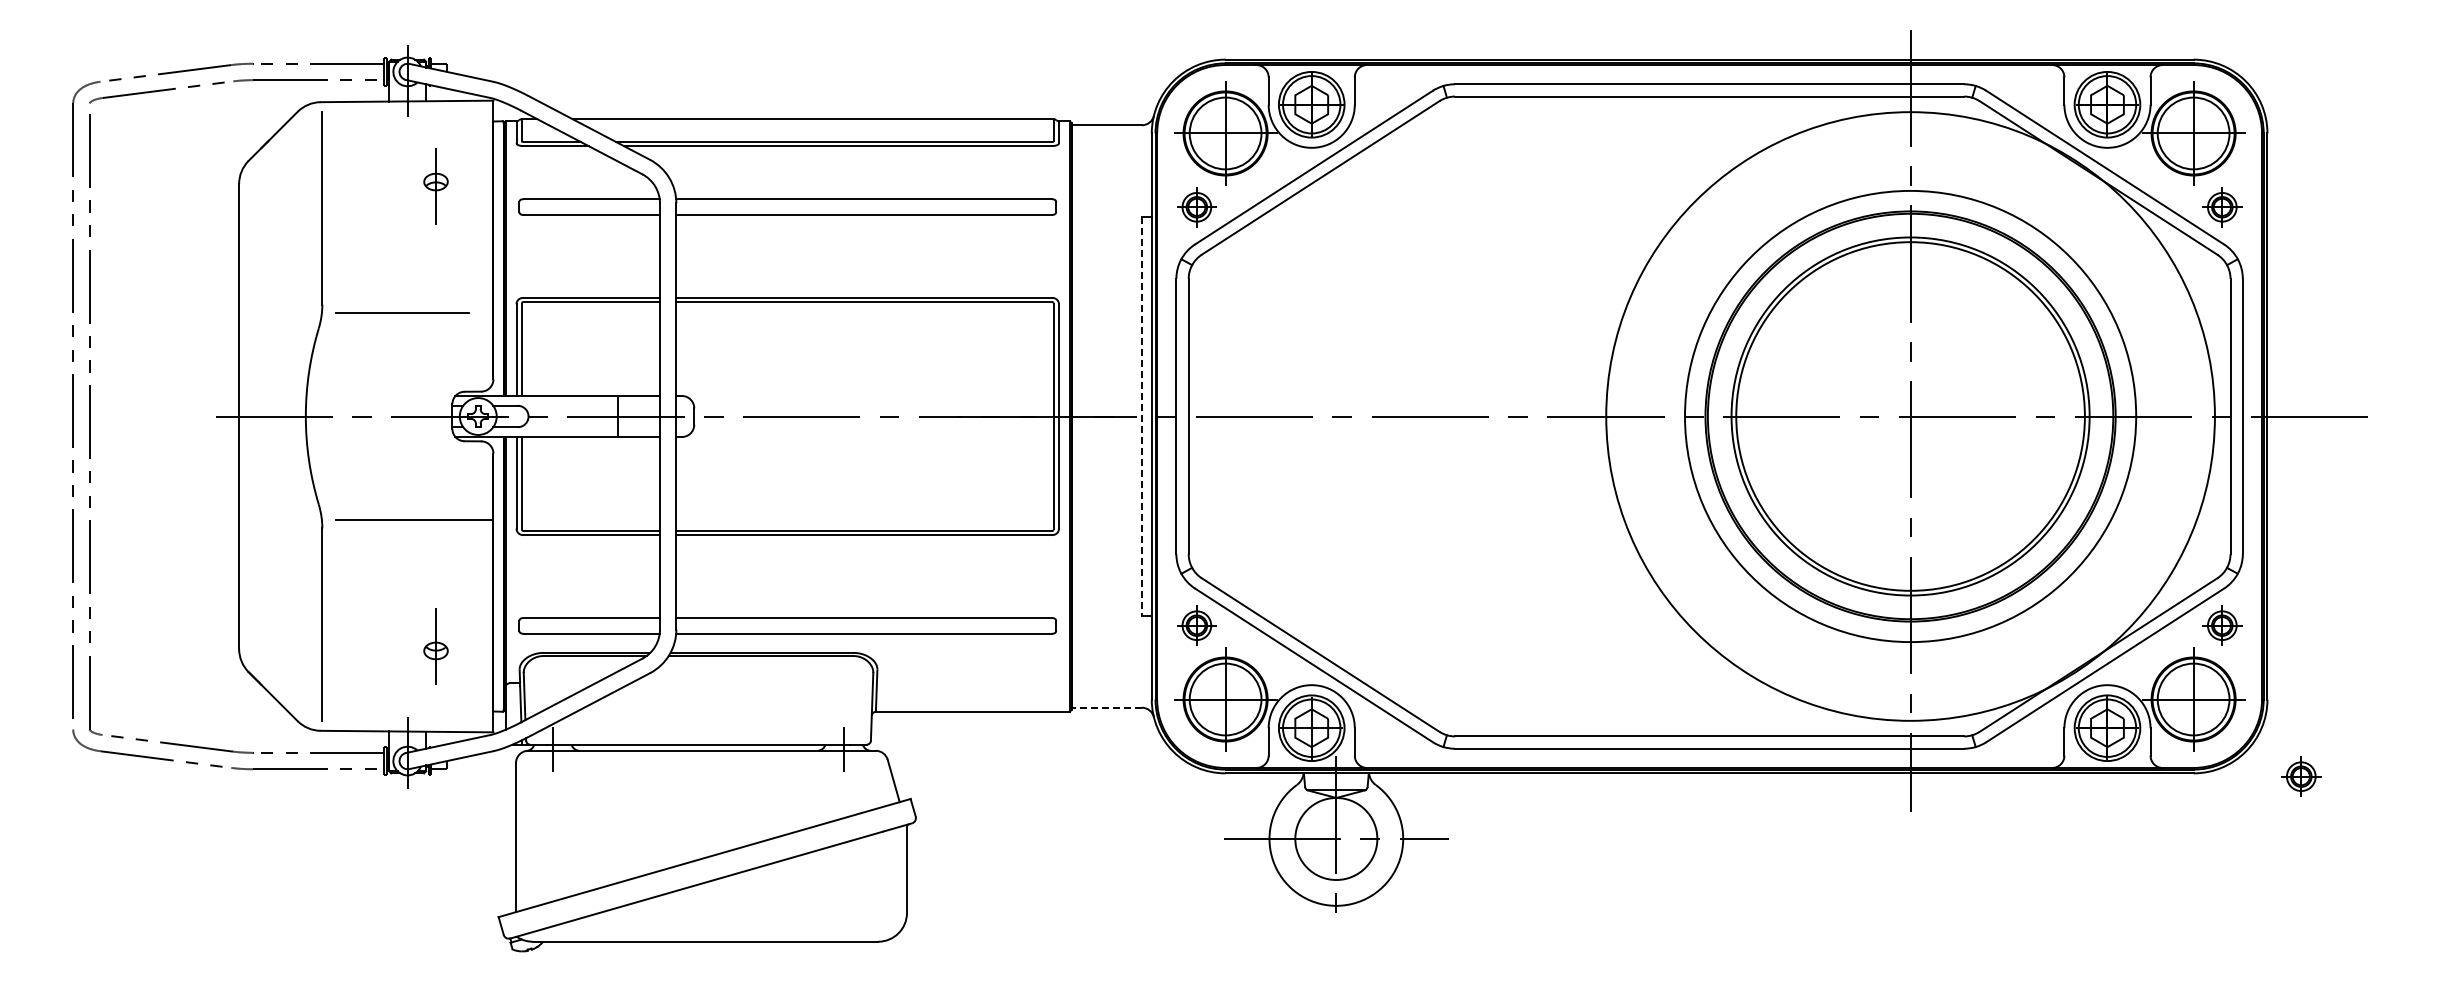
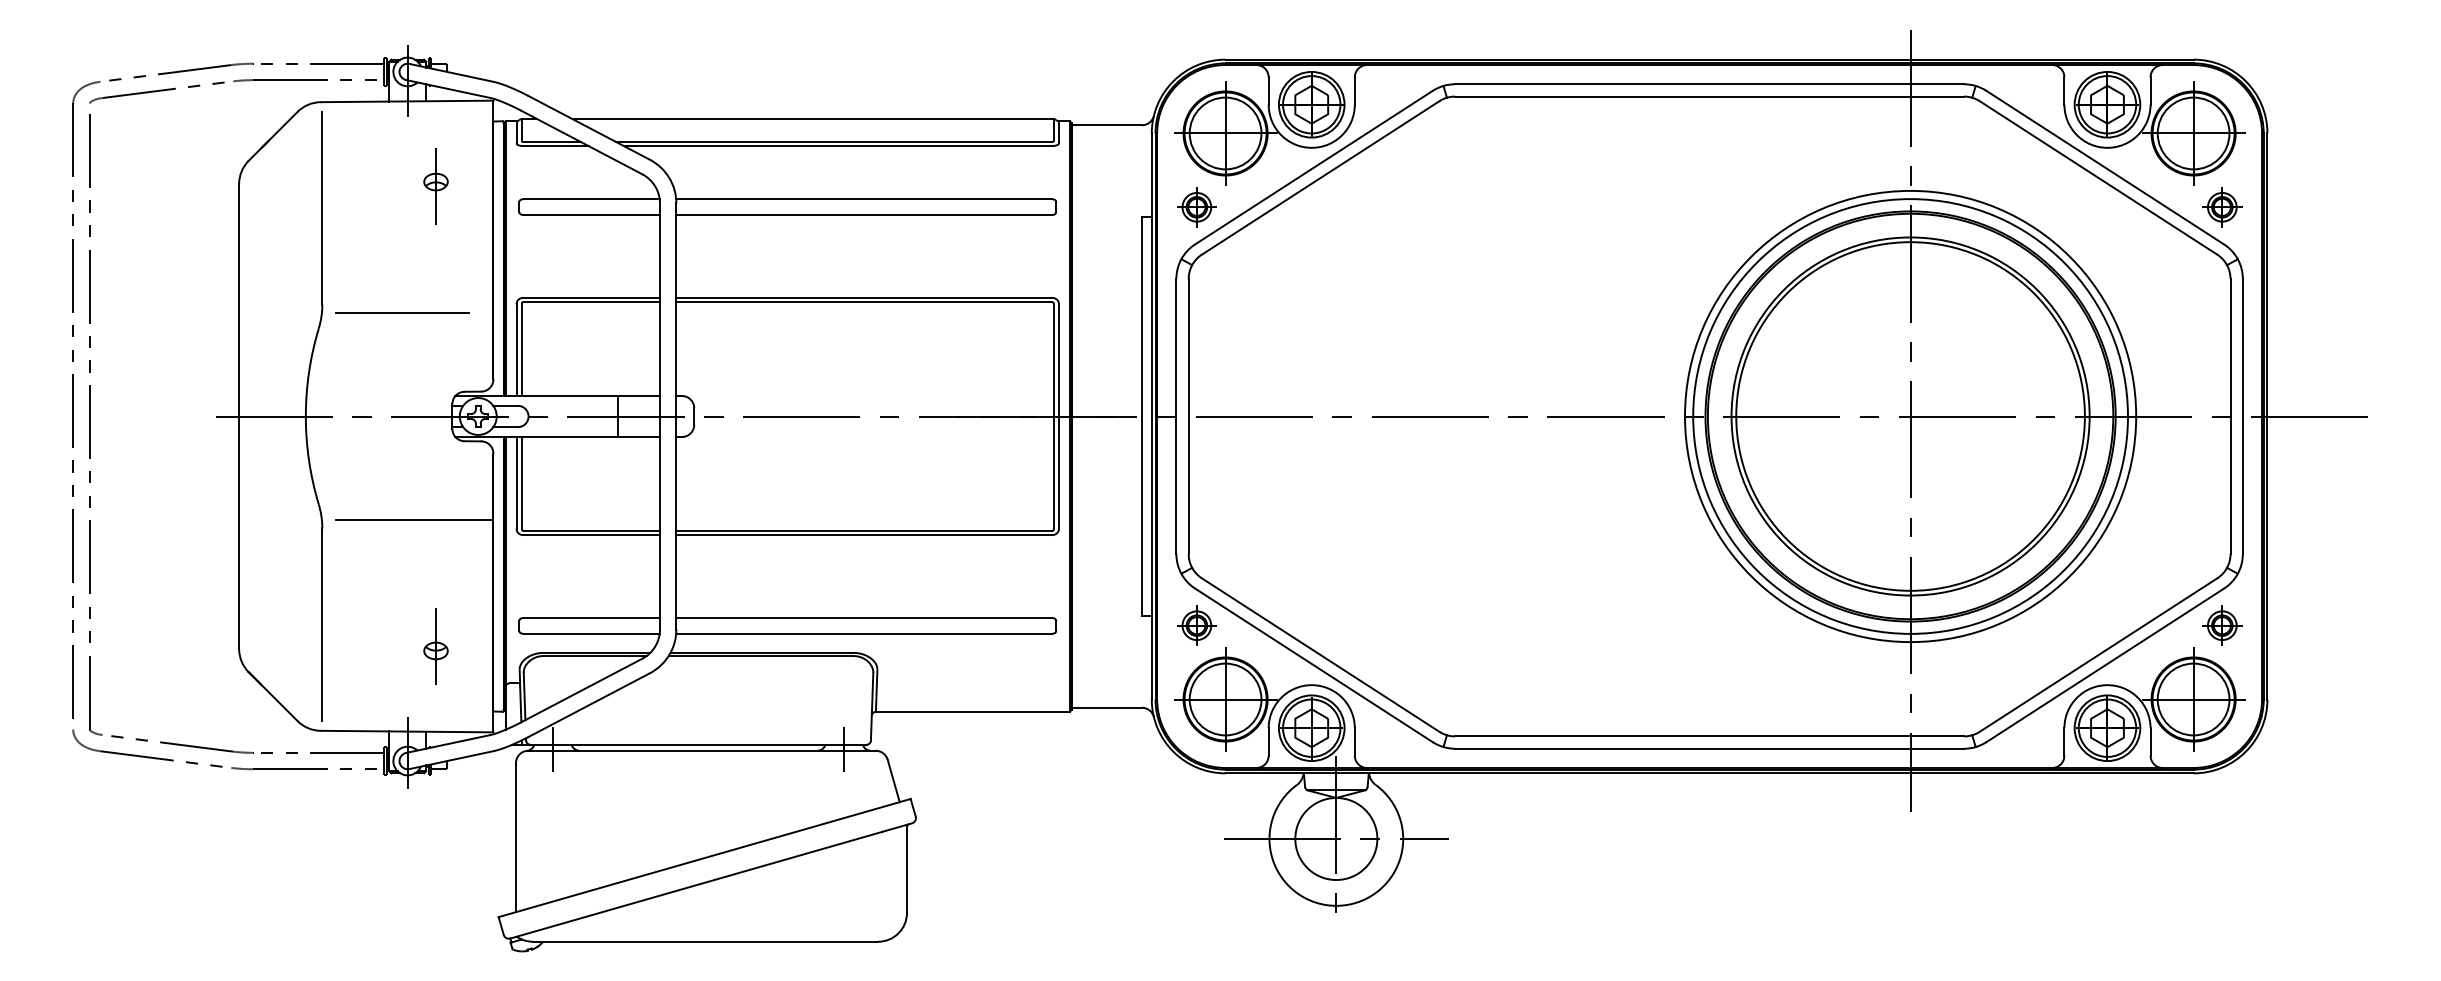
line: dashed -> solid (1141, 416)
circle diameter: 609 px -> 435 px (1910, 416)
line: dashed -> solid (1106, 707)
part: present -> none (2301, 776)
